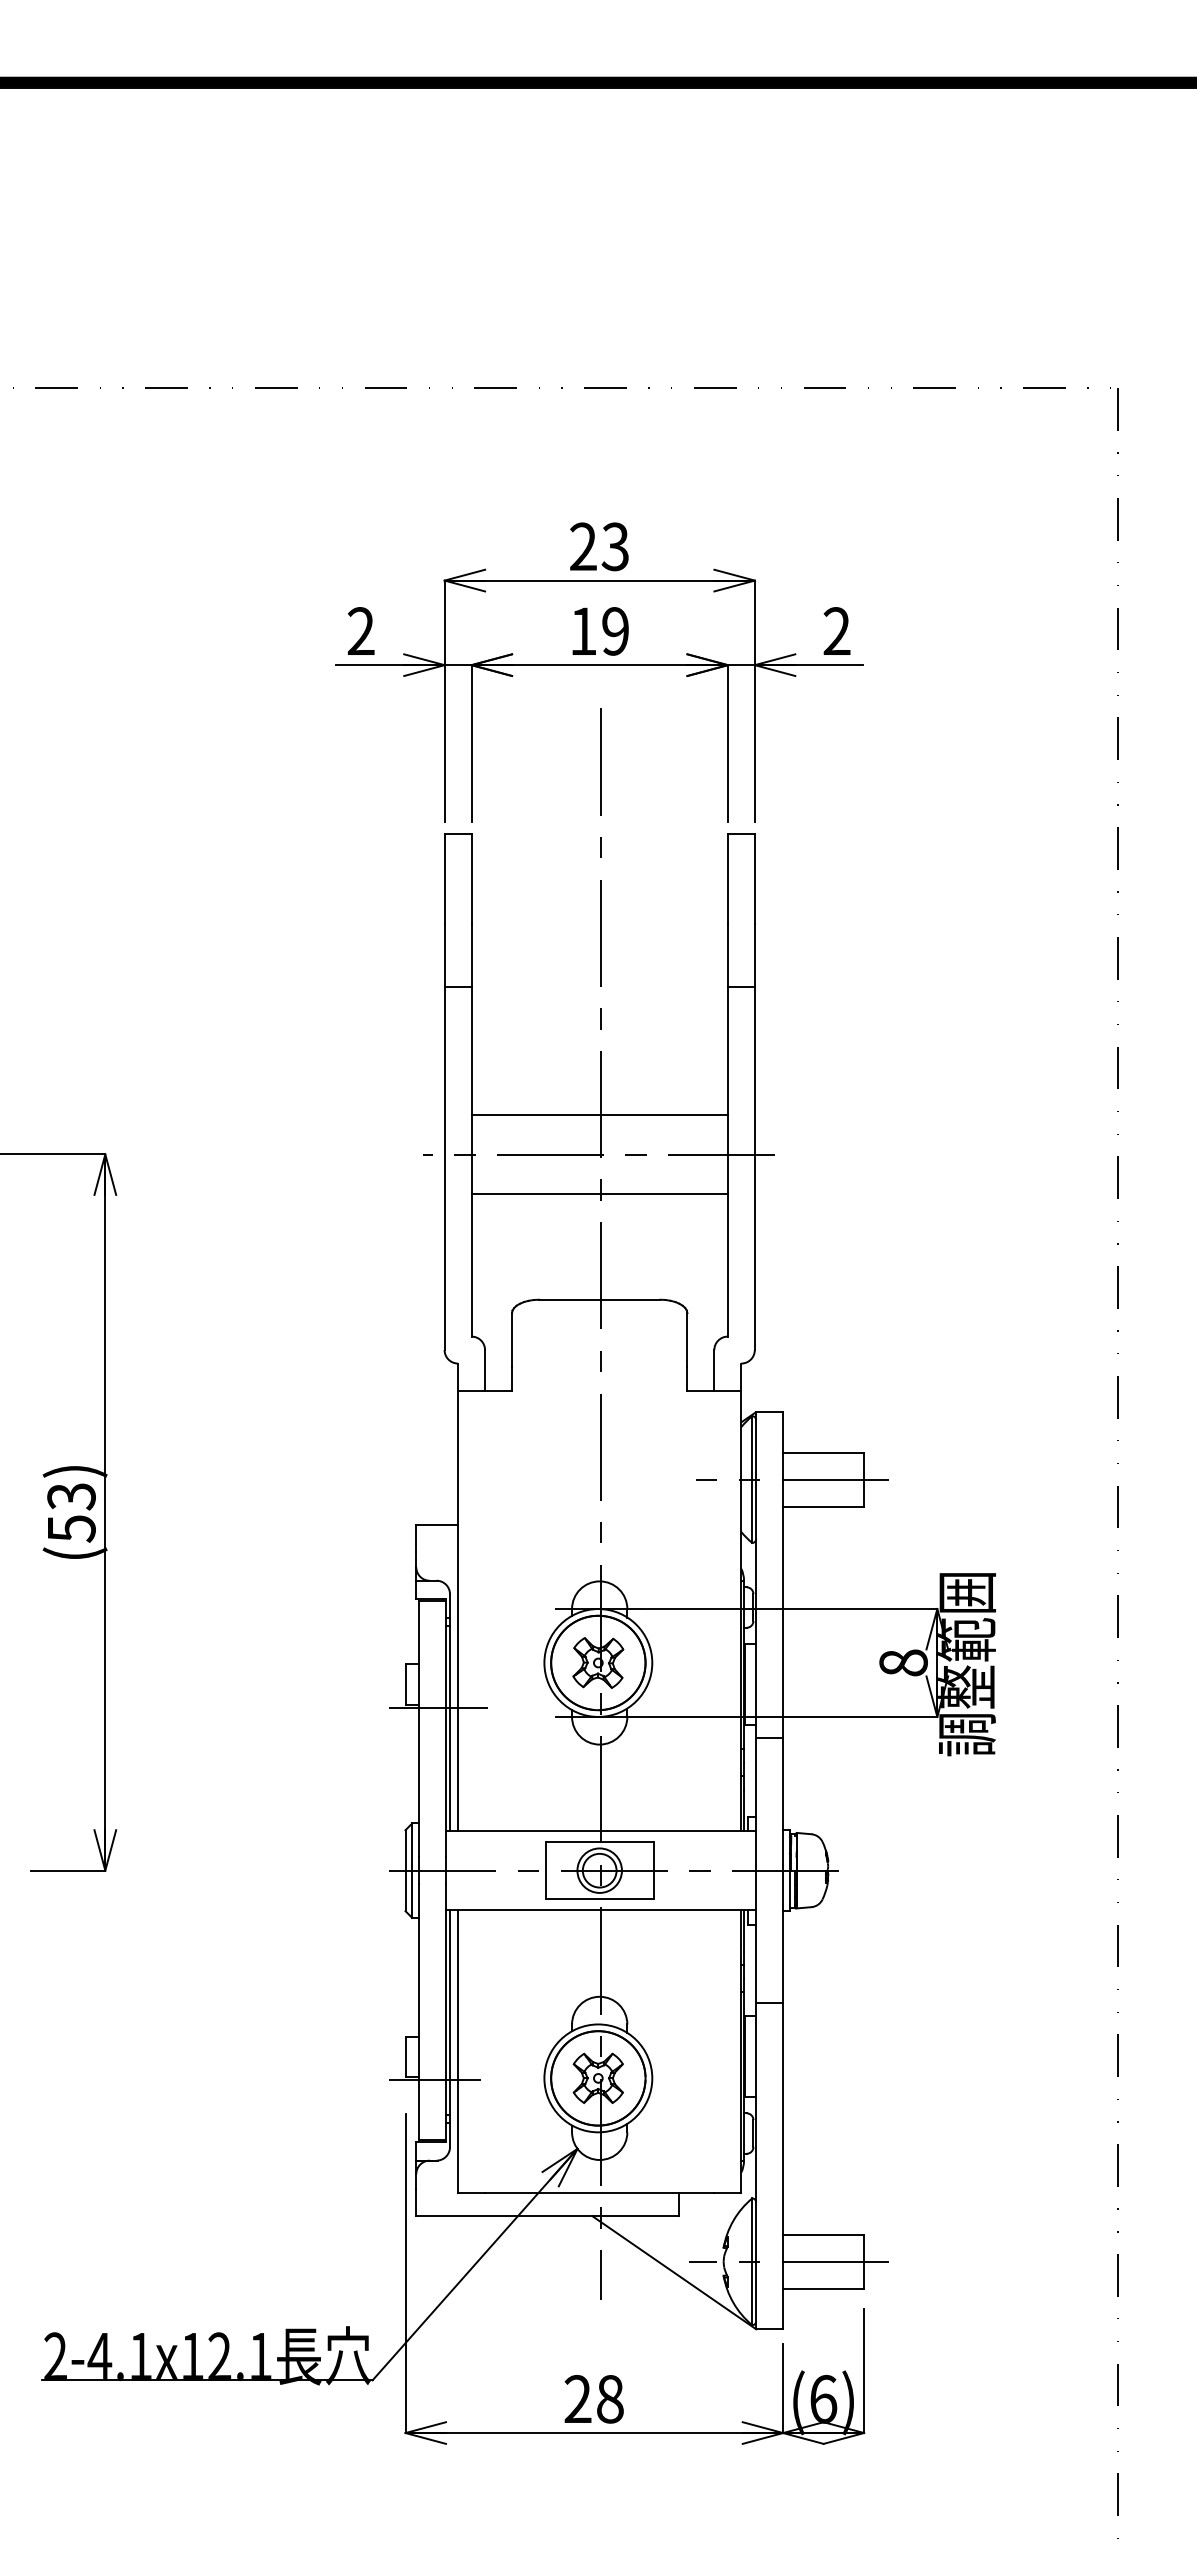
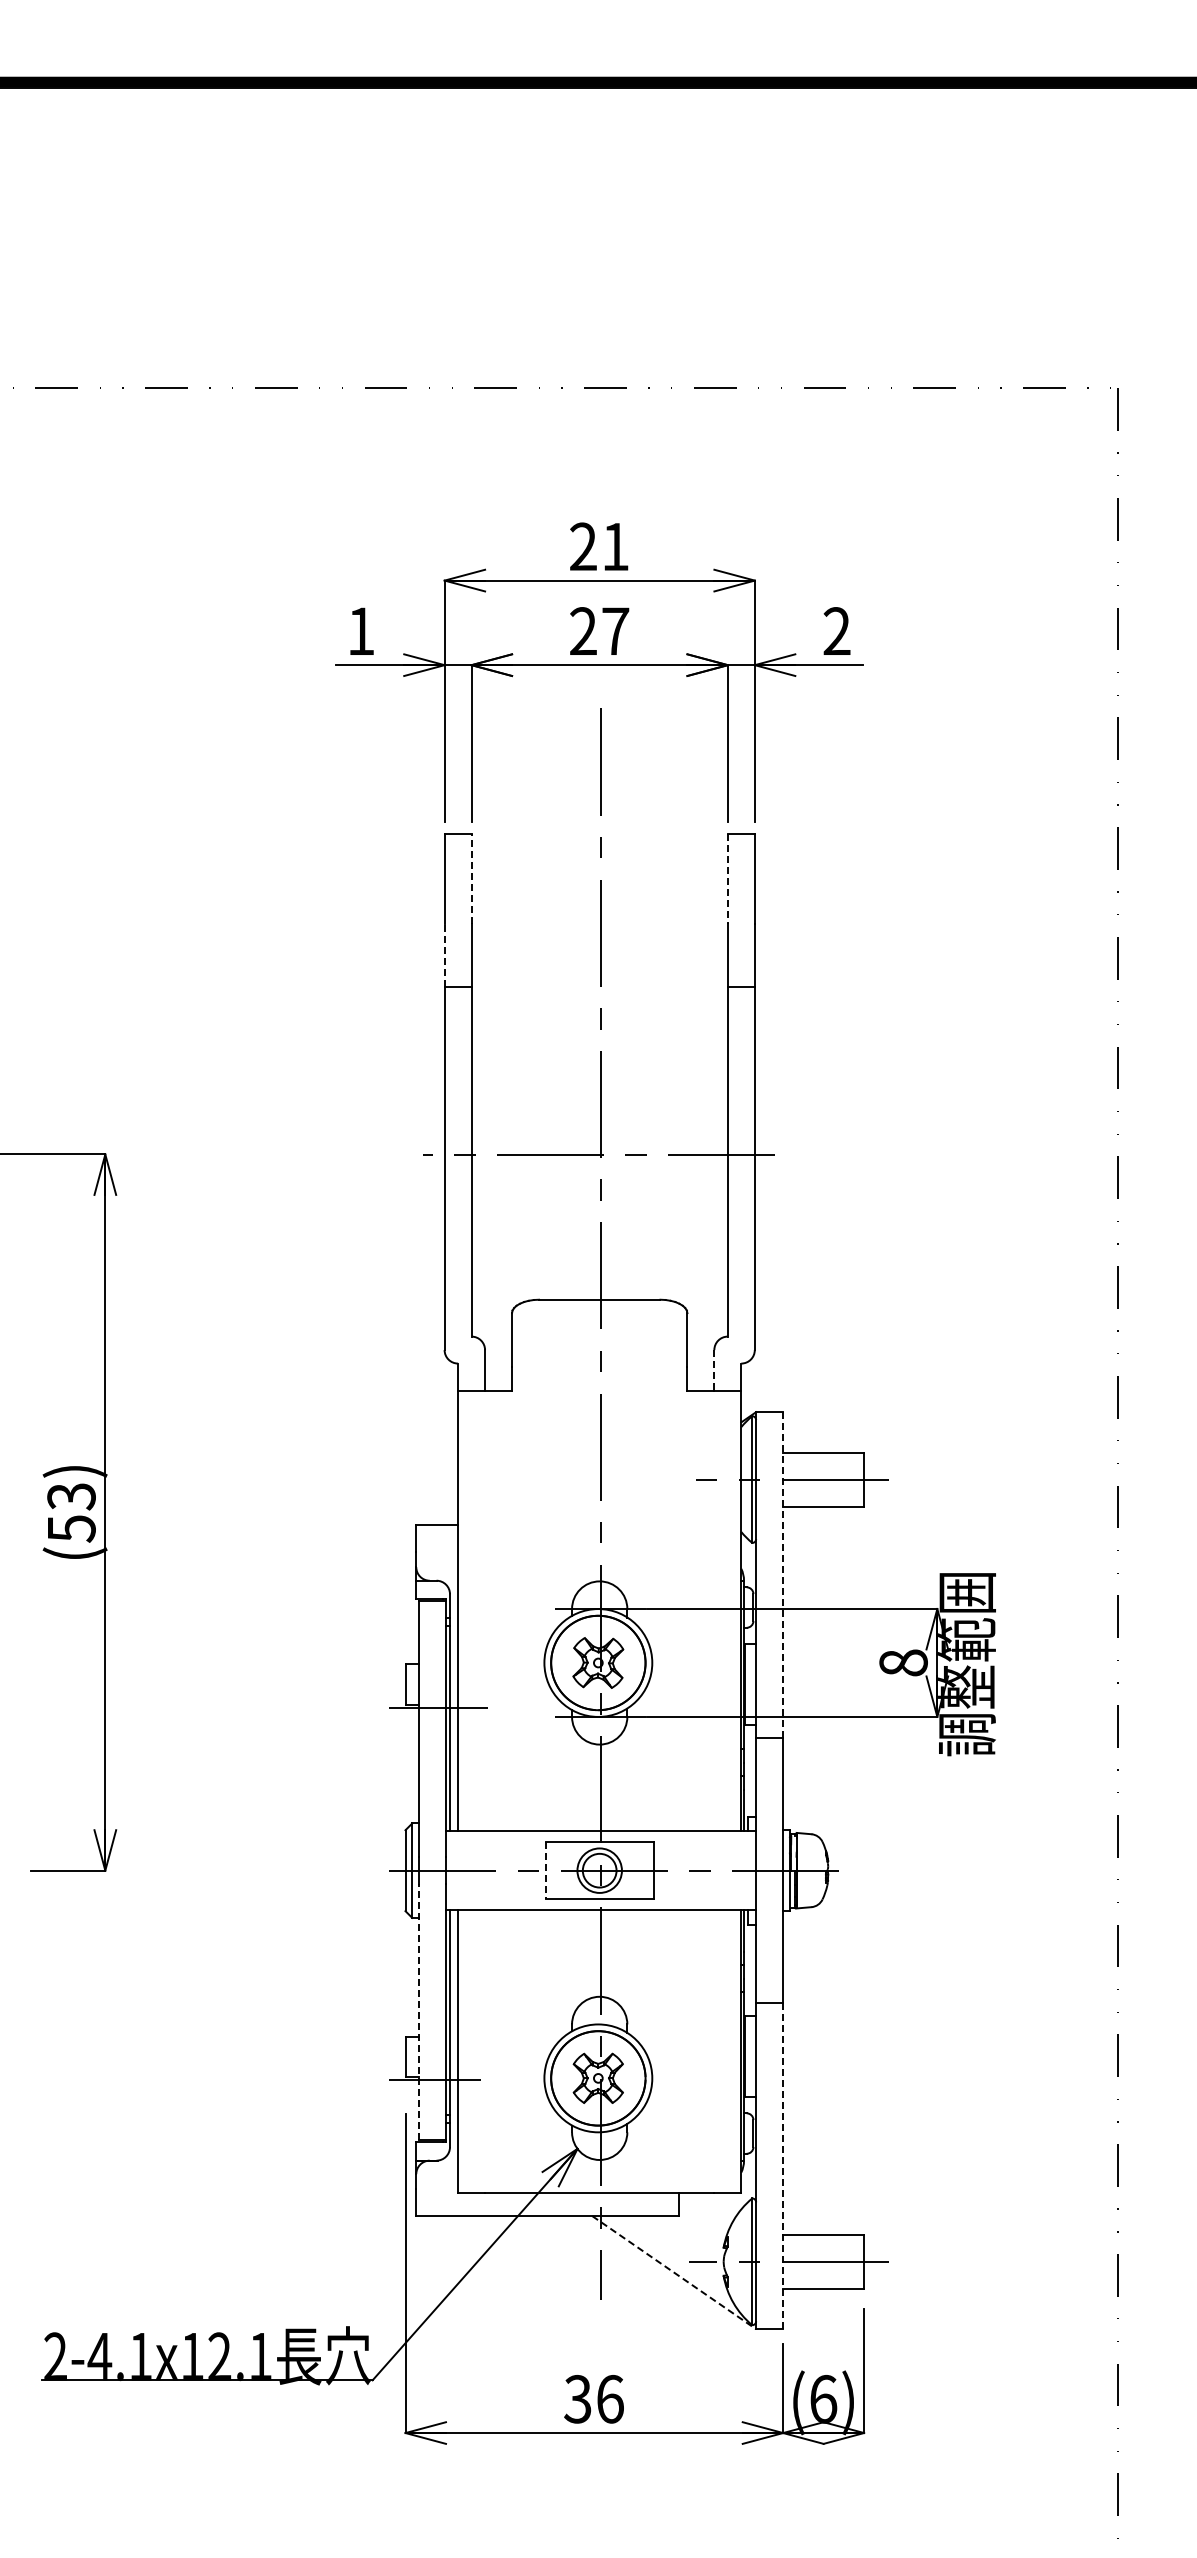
text: 23 -> 21 (614, 546)
text: 2 -> 1 (360, 630)
text: 19 -> 27 (599, 631)
line: solid -> dashed (471, 878)
line: solid -> dashed (727, 879)
line: solid -> dashed (444, 955)
line: present -> none (599, 1115)
line: present -> none (599, 1193)
line: solid -> dashed (714, 1370)
line: solid -> dashed (783, 1575)
line: solid -> dashed (545, 1870)
line: solid -> dashed (418, 2011)
line: solid -> dashed (783, 2166)
line: solid -> dashed (674, 2272)
text: 28 -> 36 (593, 2399)
